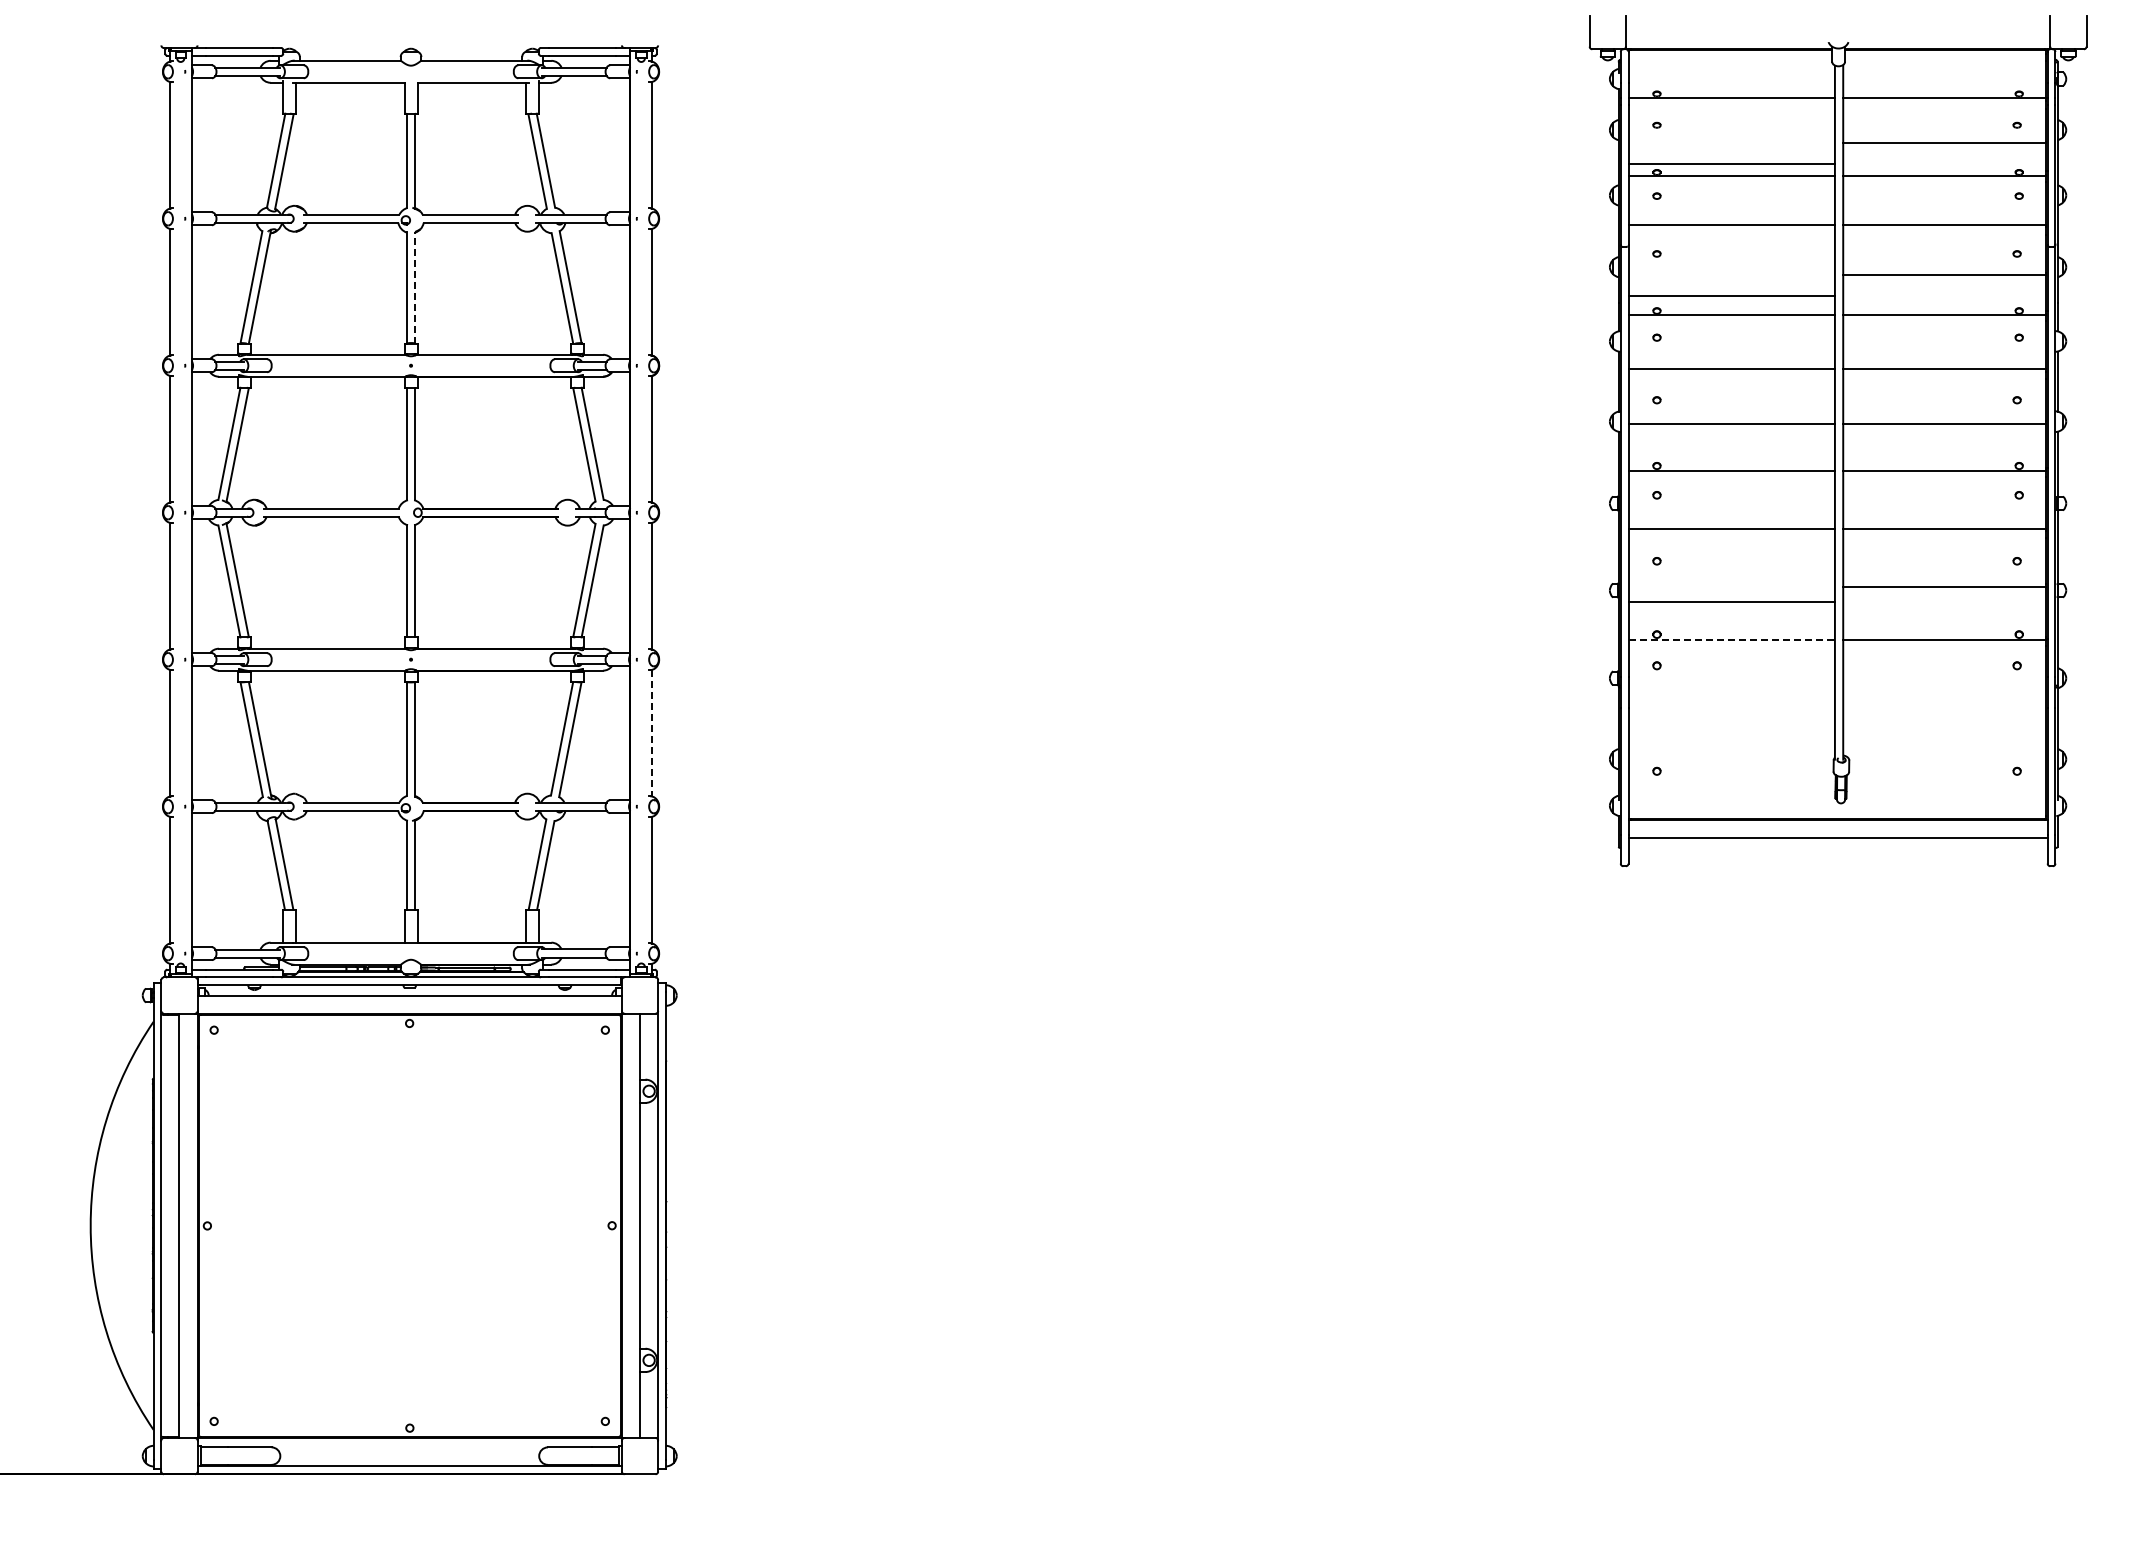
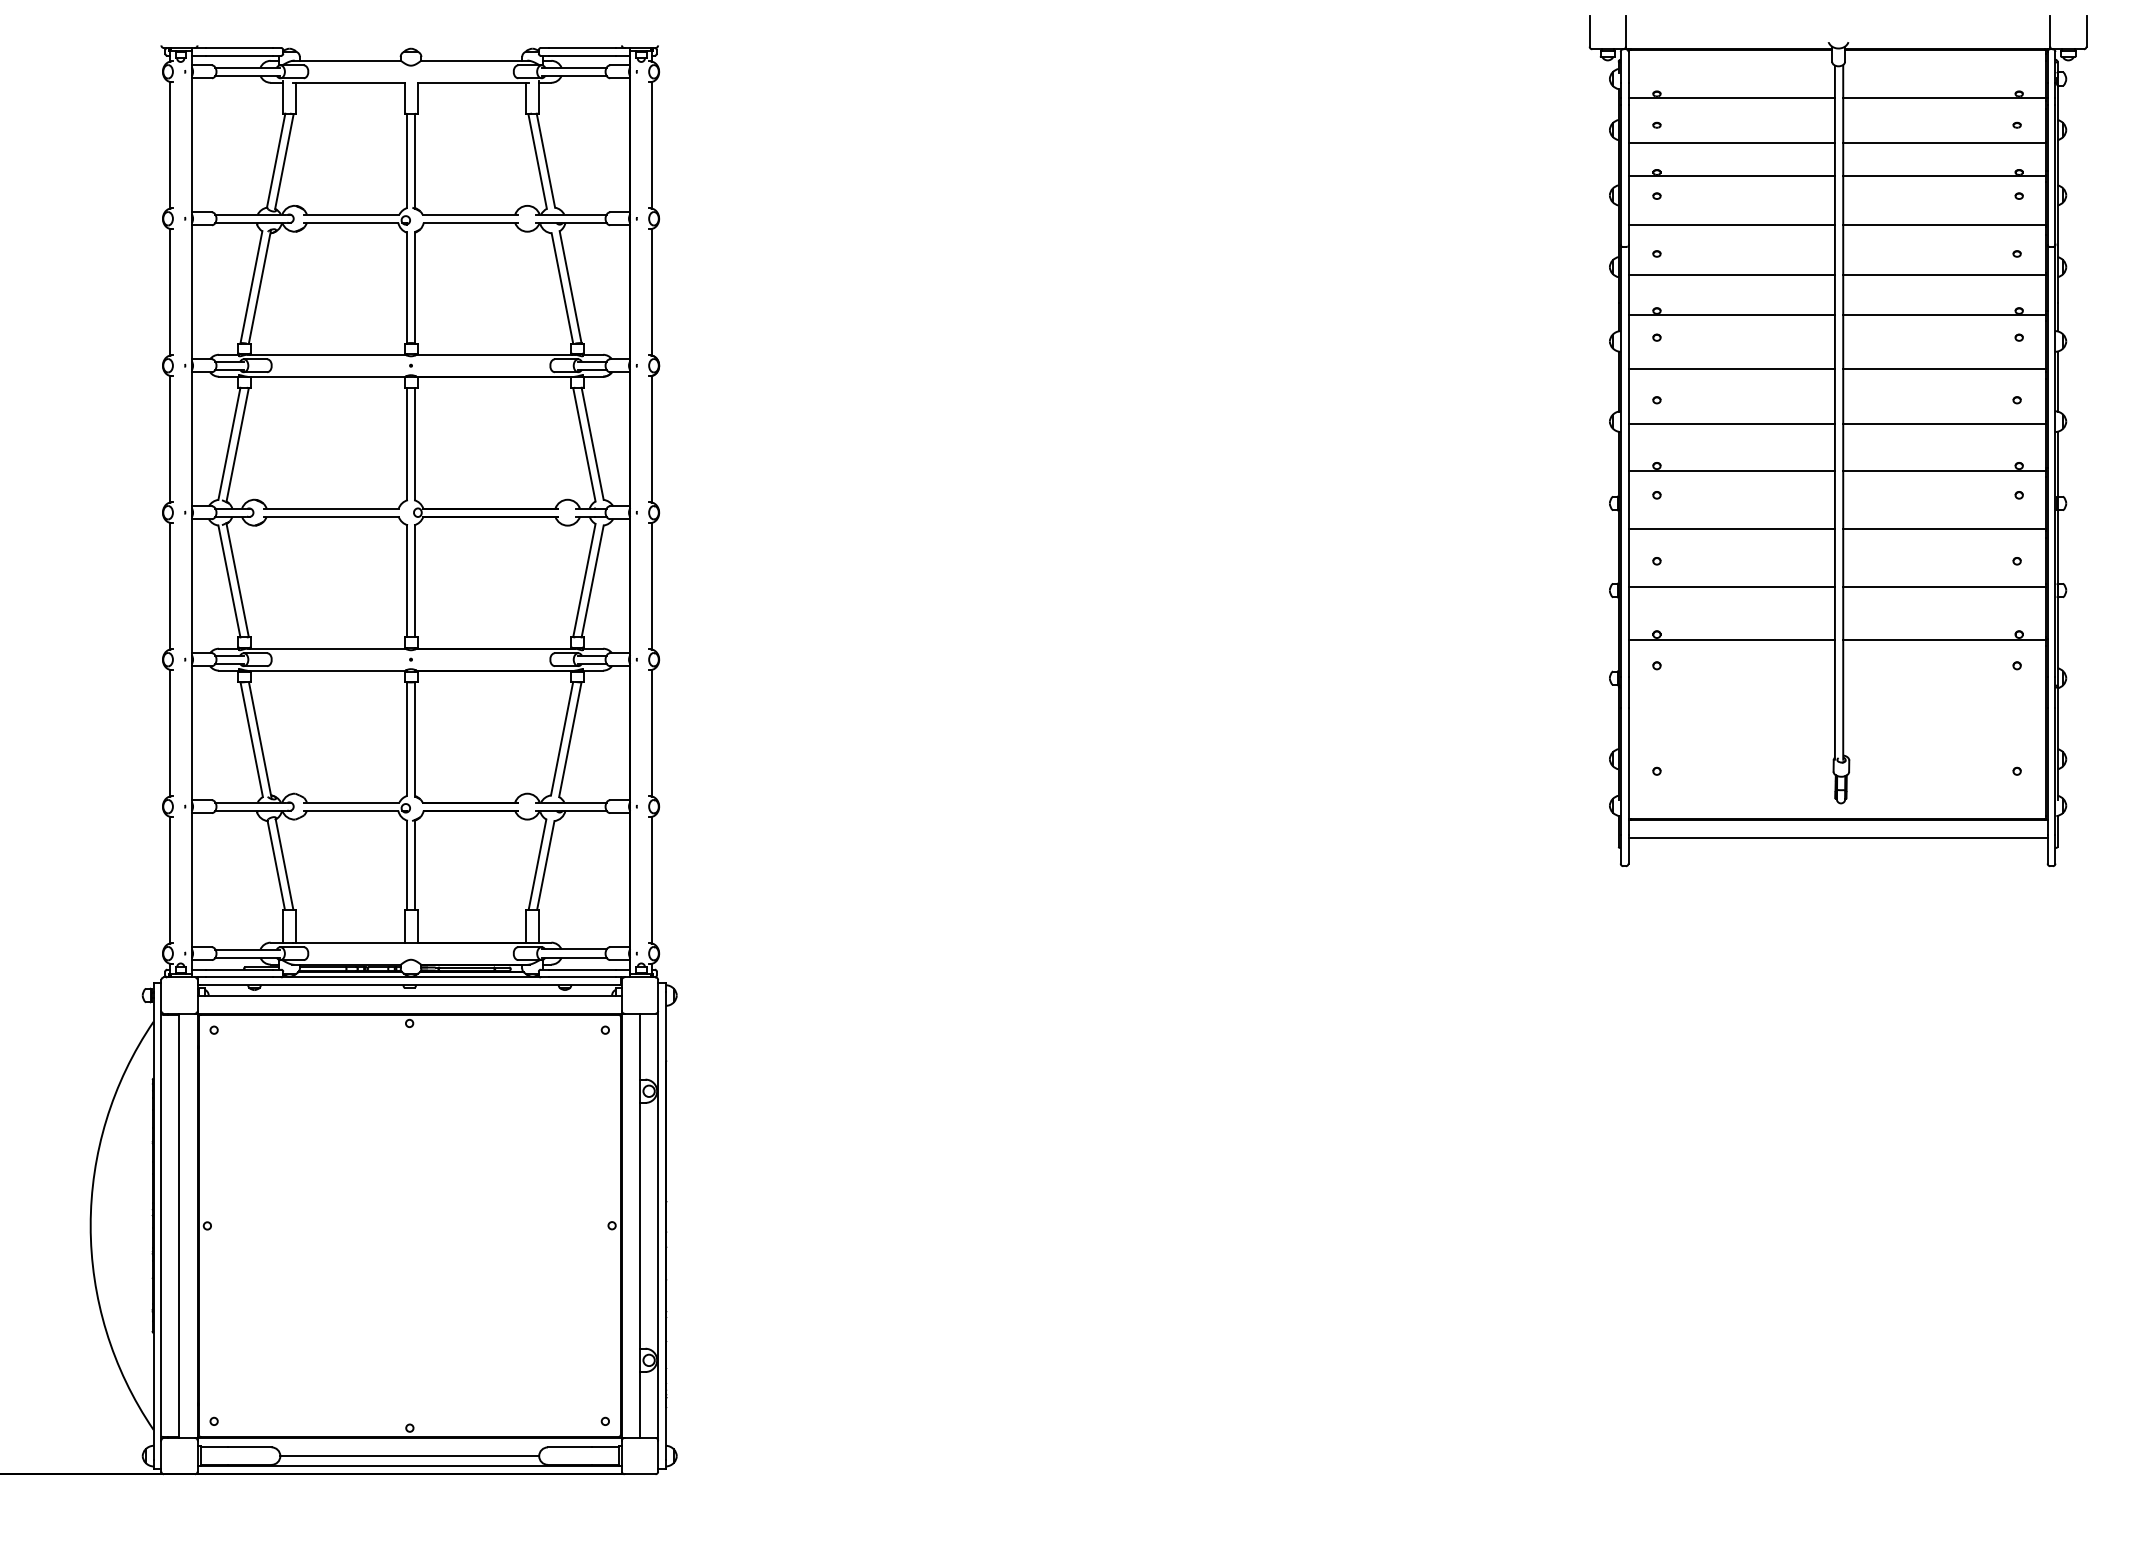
line position: (1731, 163) -> (1731, 142) (1731, 142)
line: dashed -> solid (415, 287)
line position: (1731, 295) -> (1731, 274) (1731, 274)
line position: (1731, 602) -> (1731, 587) (1731, 587)
line: dashed -> solid (1732, 640)
line: dashed -> solid (652, 733)
line: none -> present (409, 1456)
